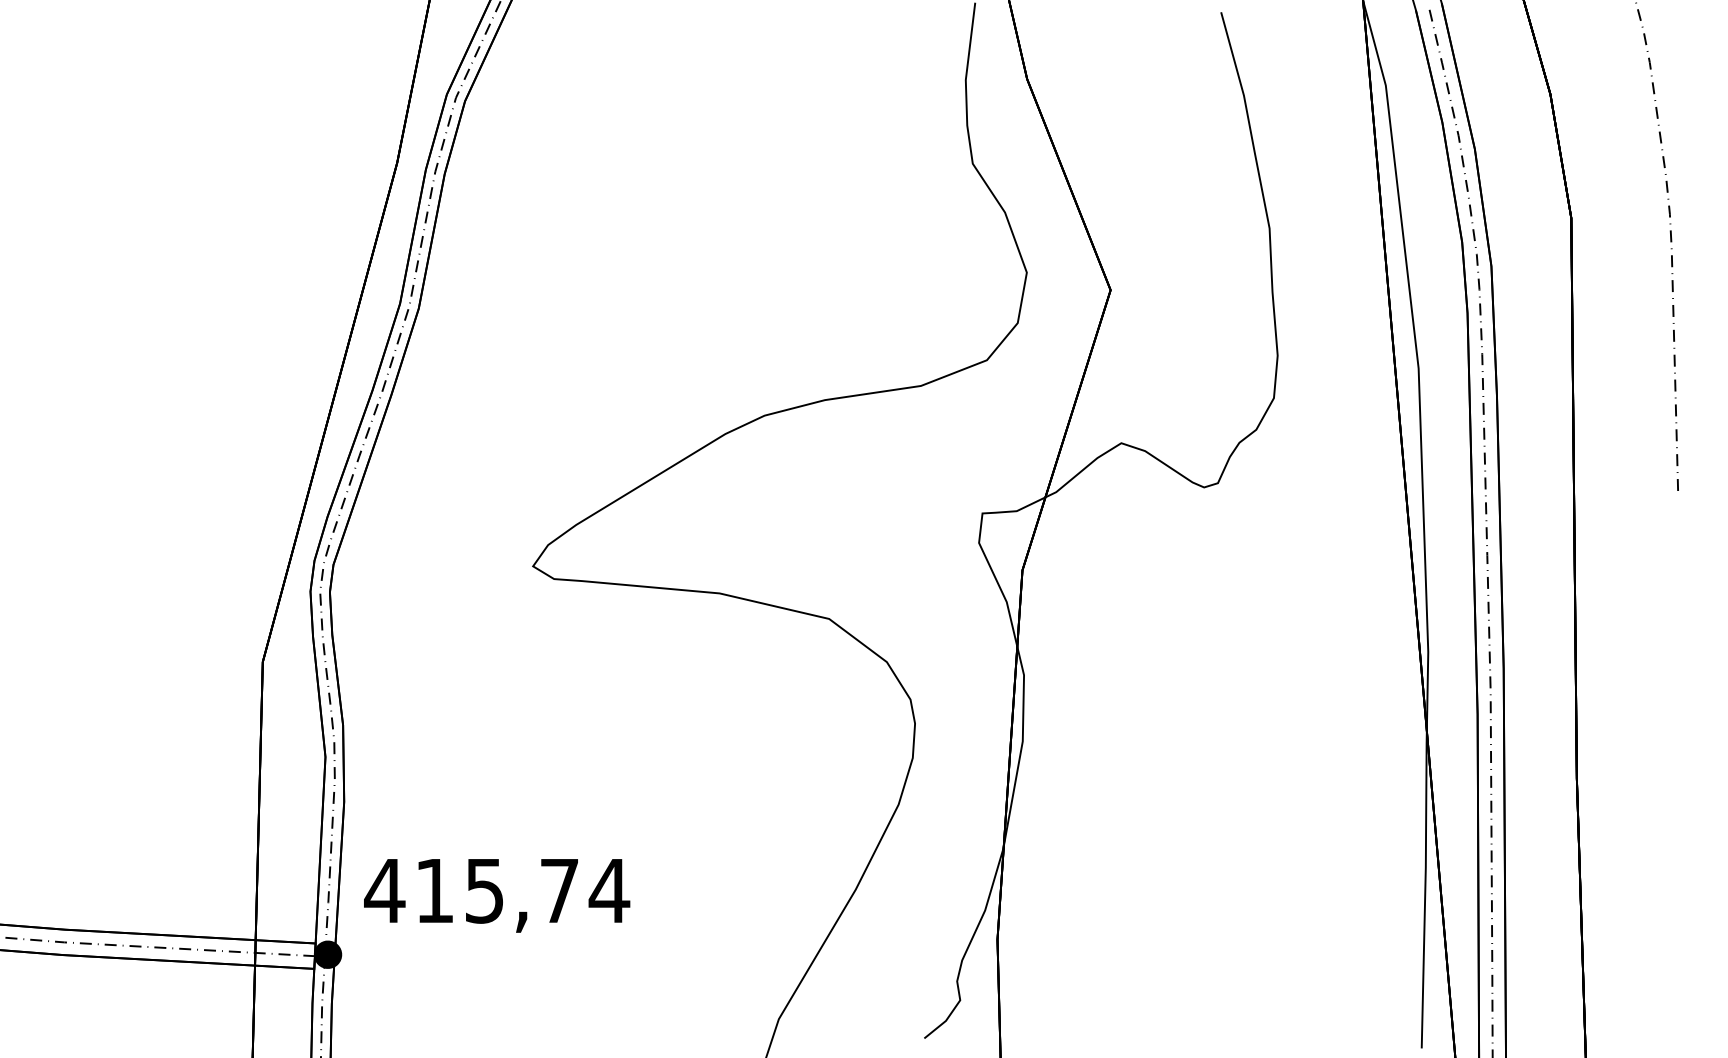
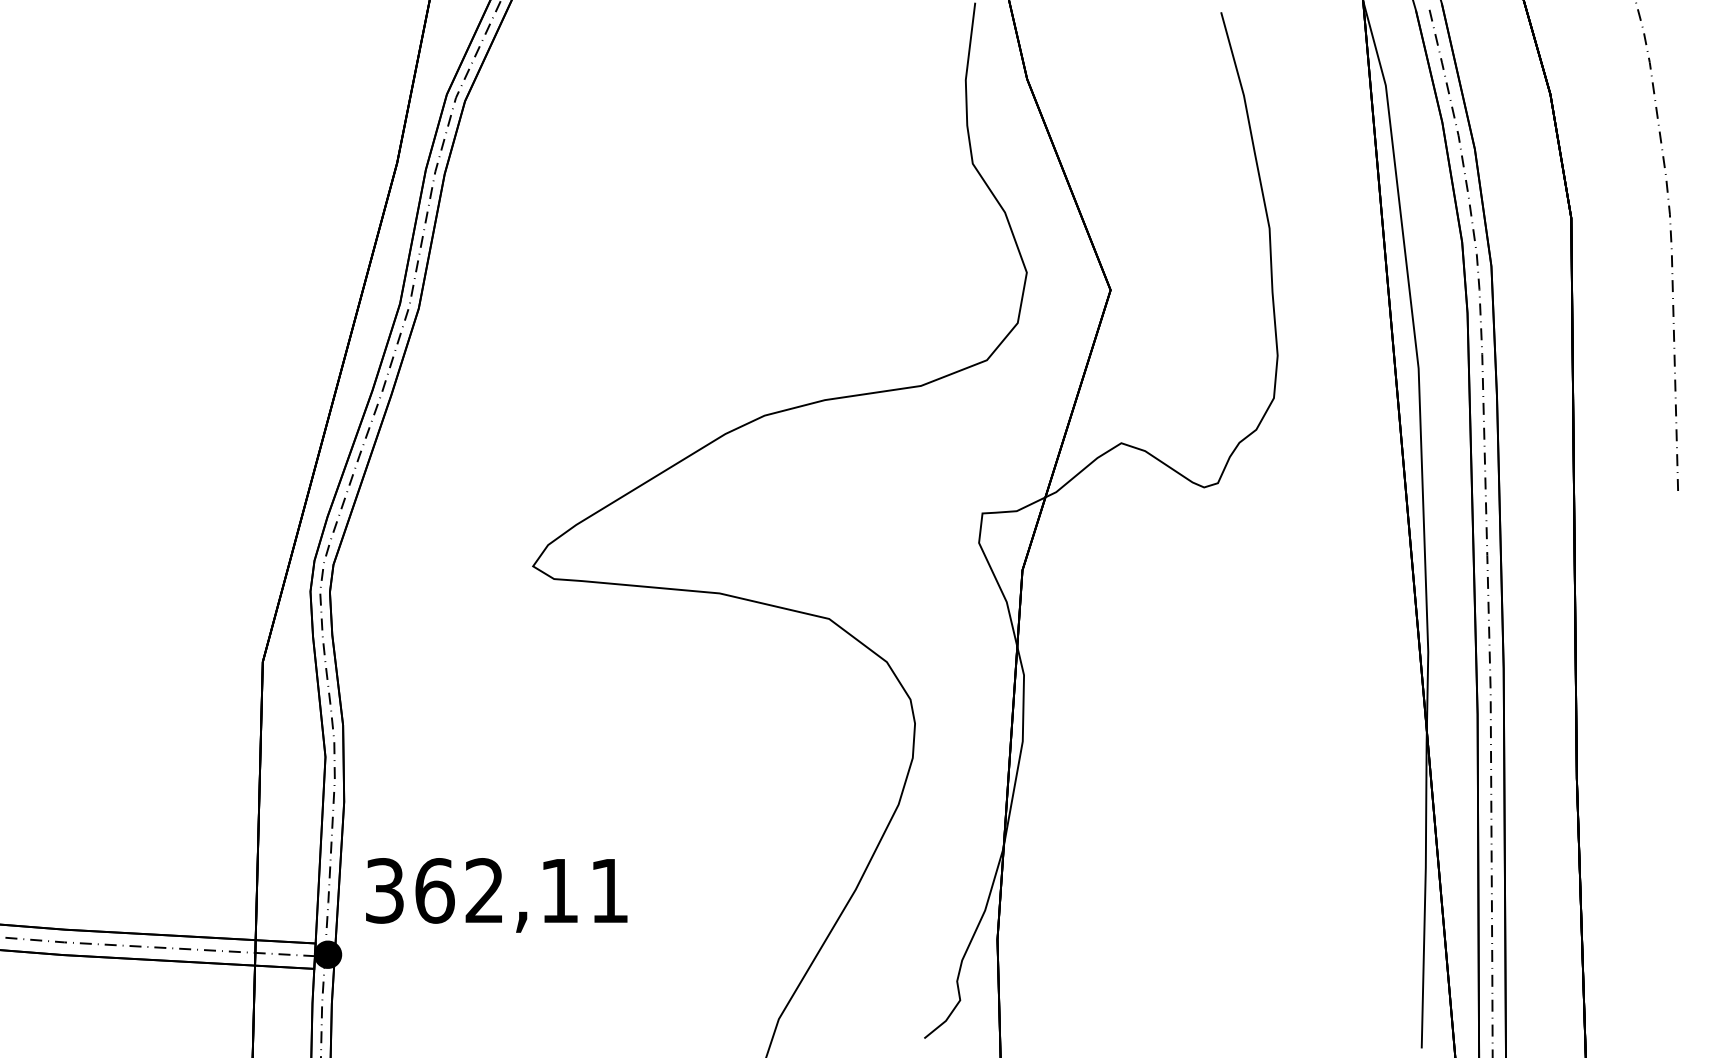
text: 415,74 -> 362,11 (497, 890)
